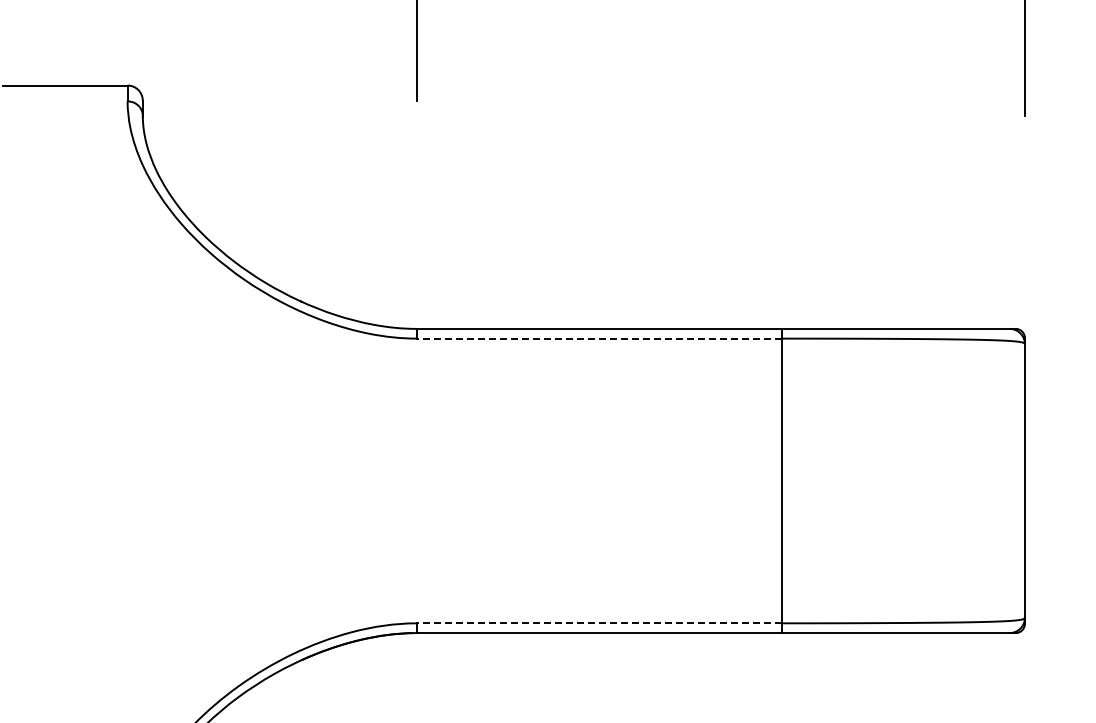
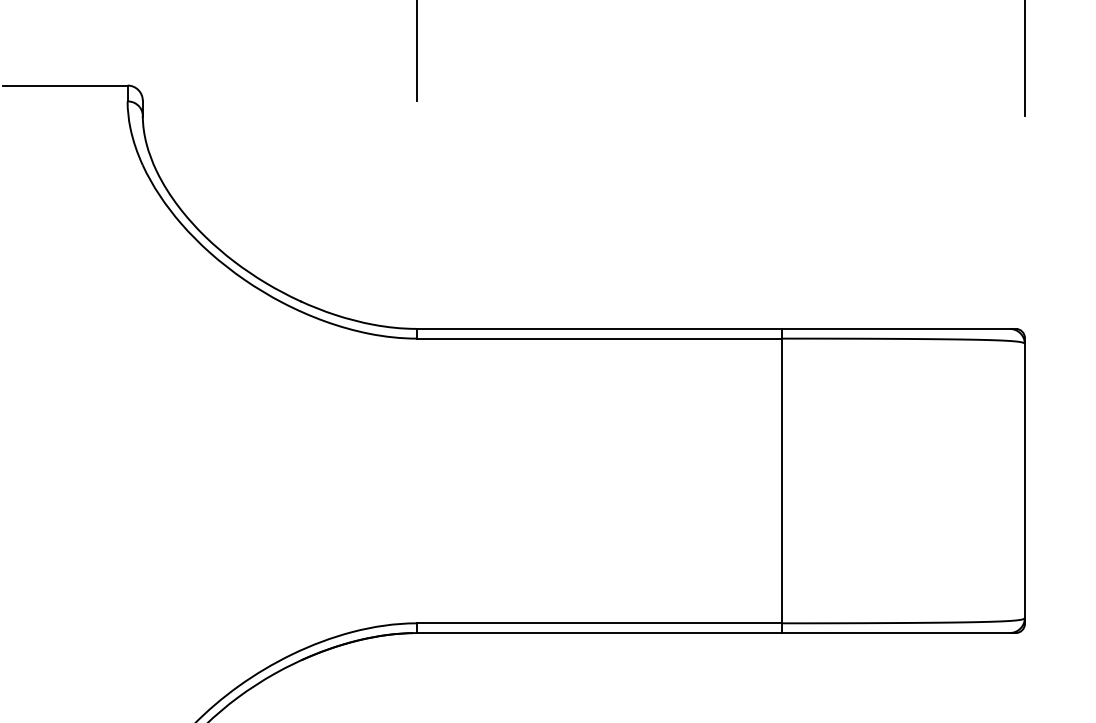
line: dashed -> solid (598, 338)
line: dashed -> solid (598, 623)
